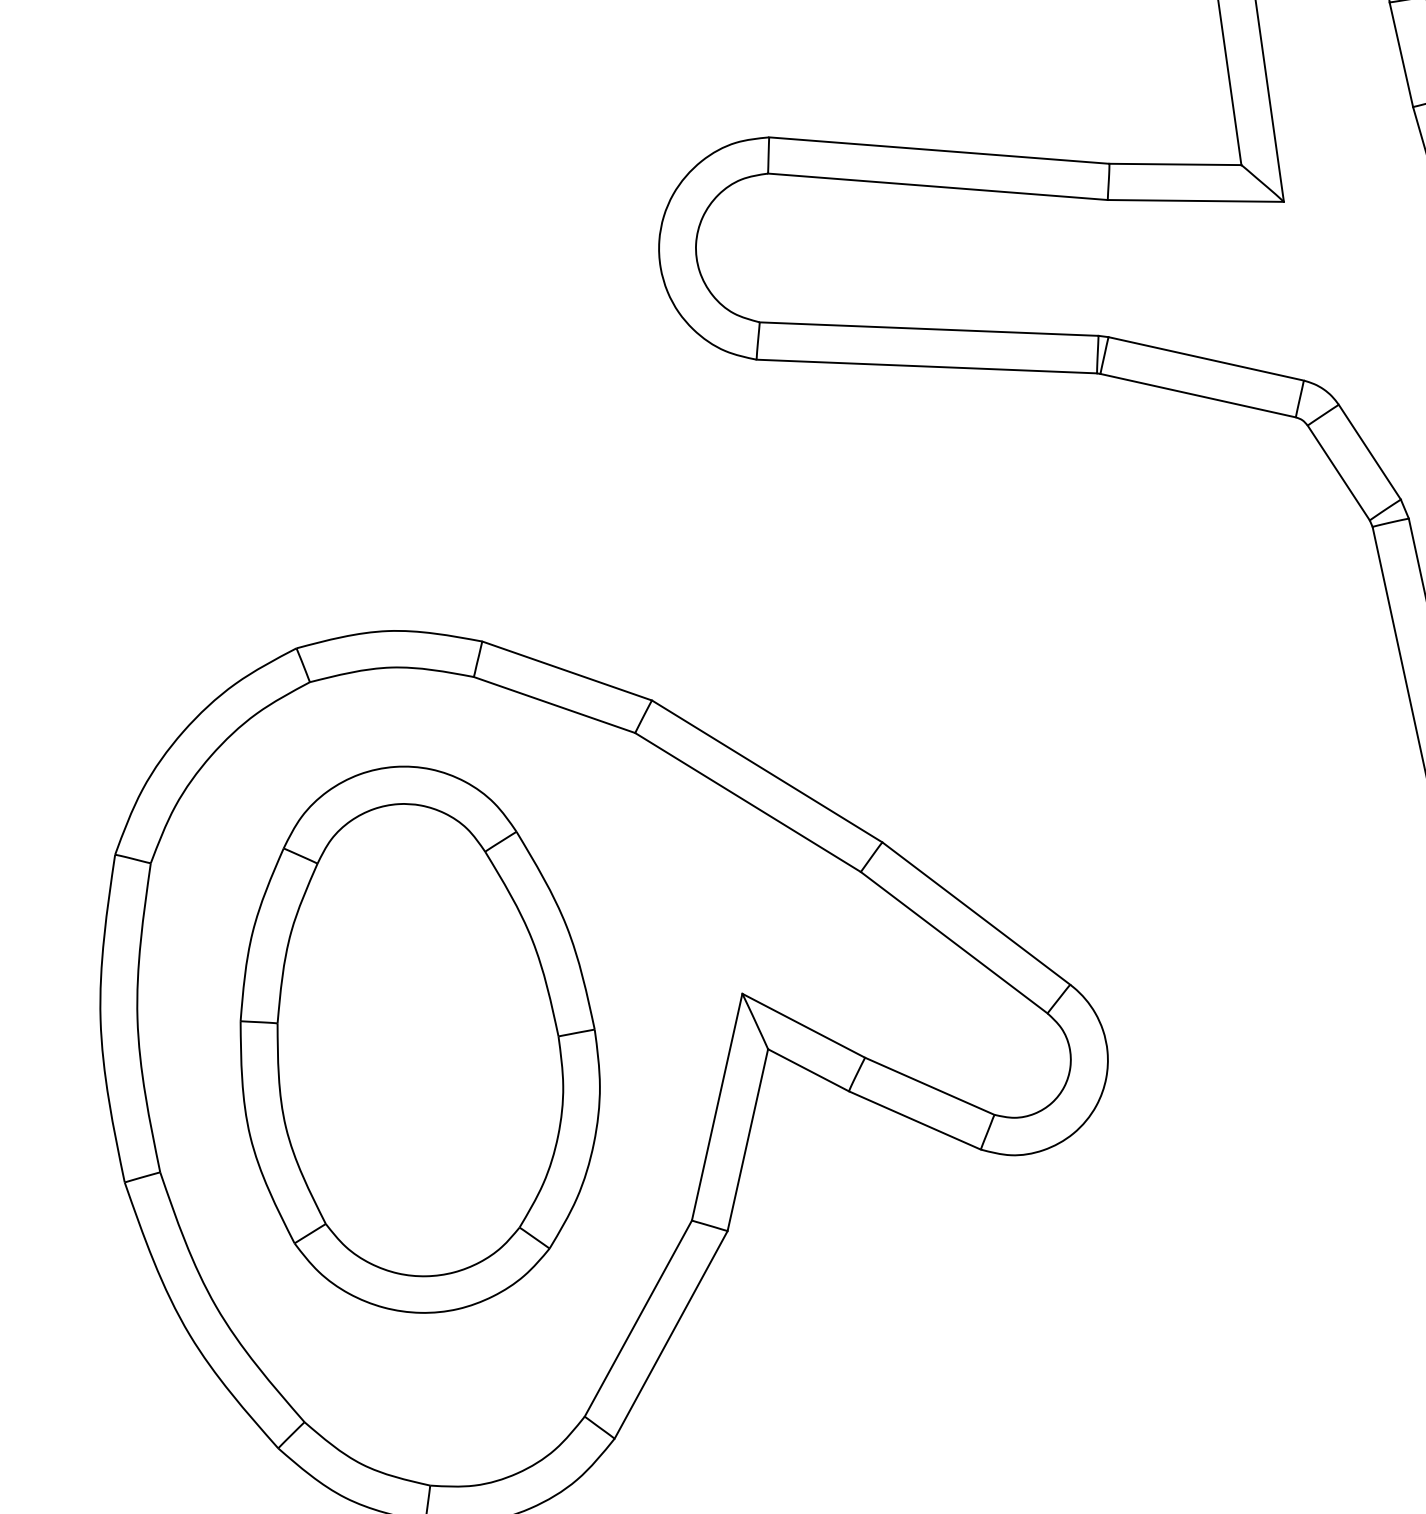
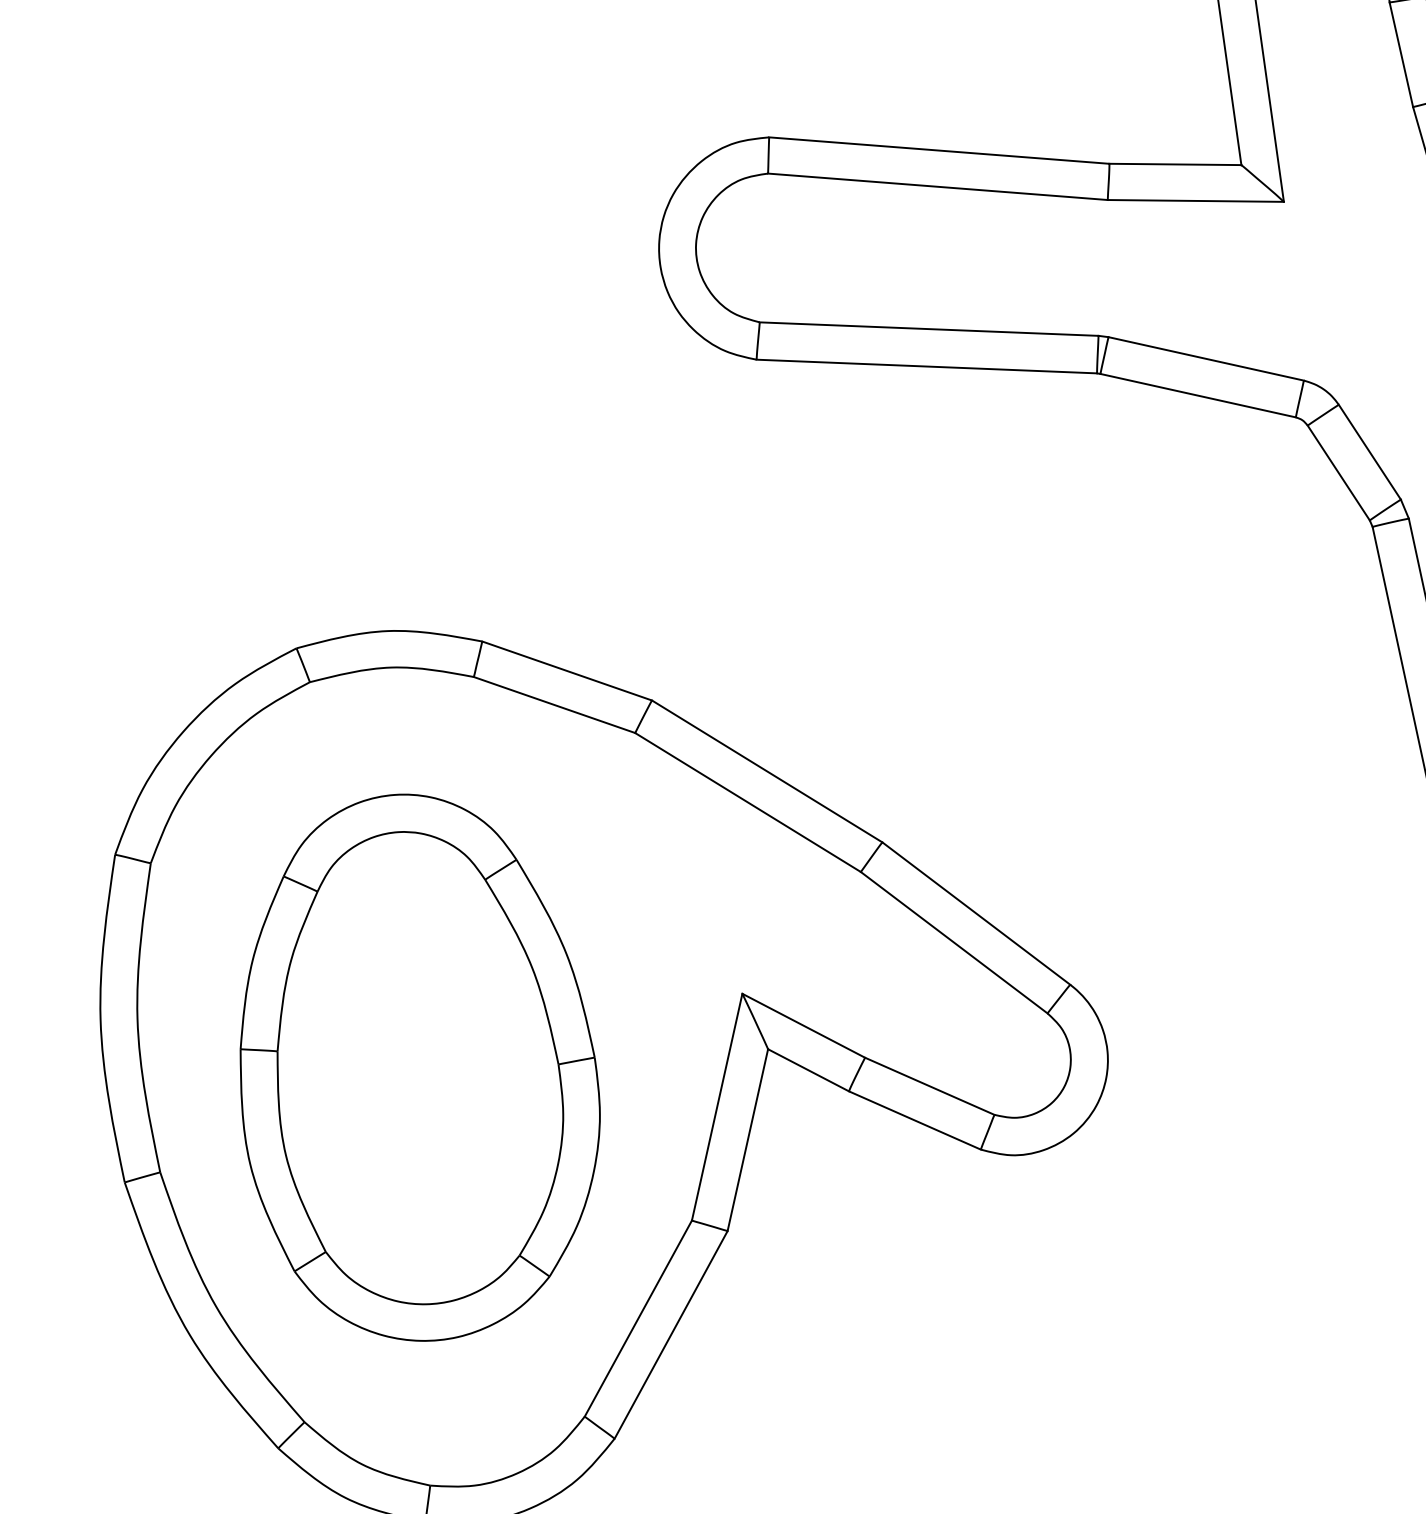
part position: (419, 1039) -> (419, 1067) (419, 1067)
